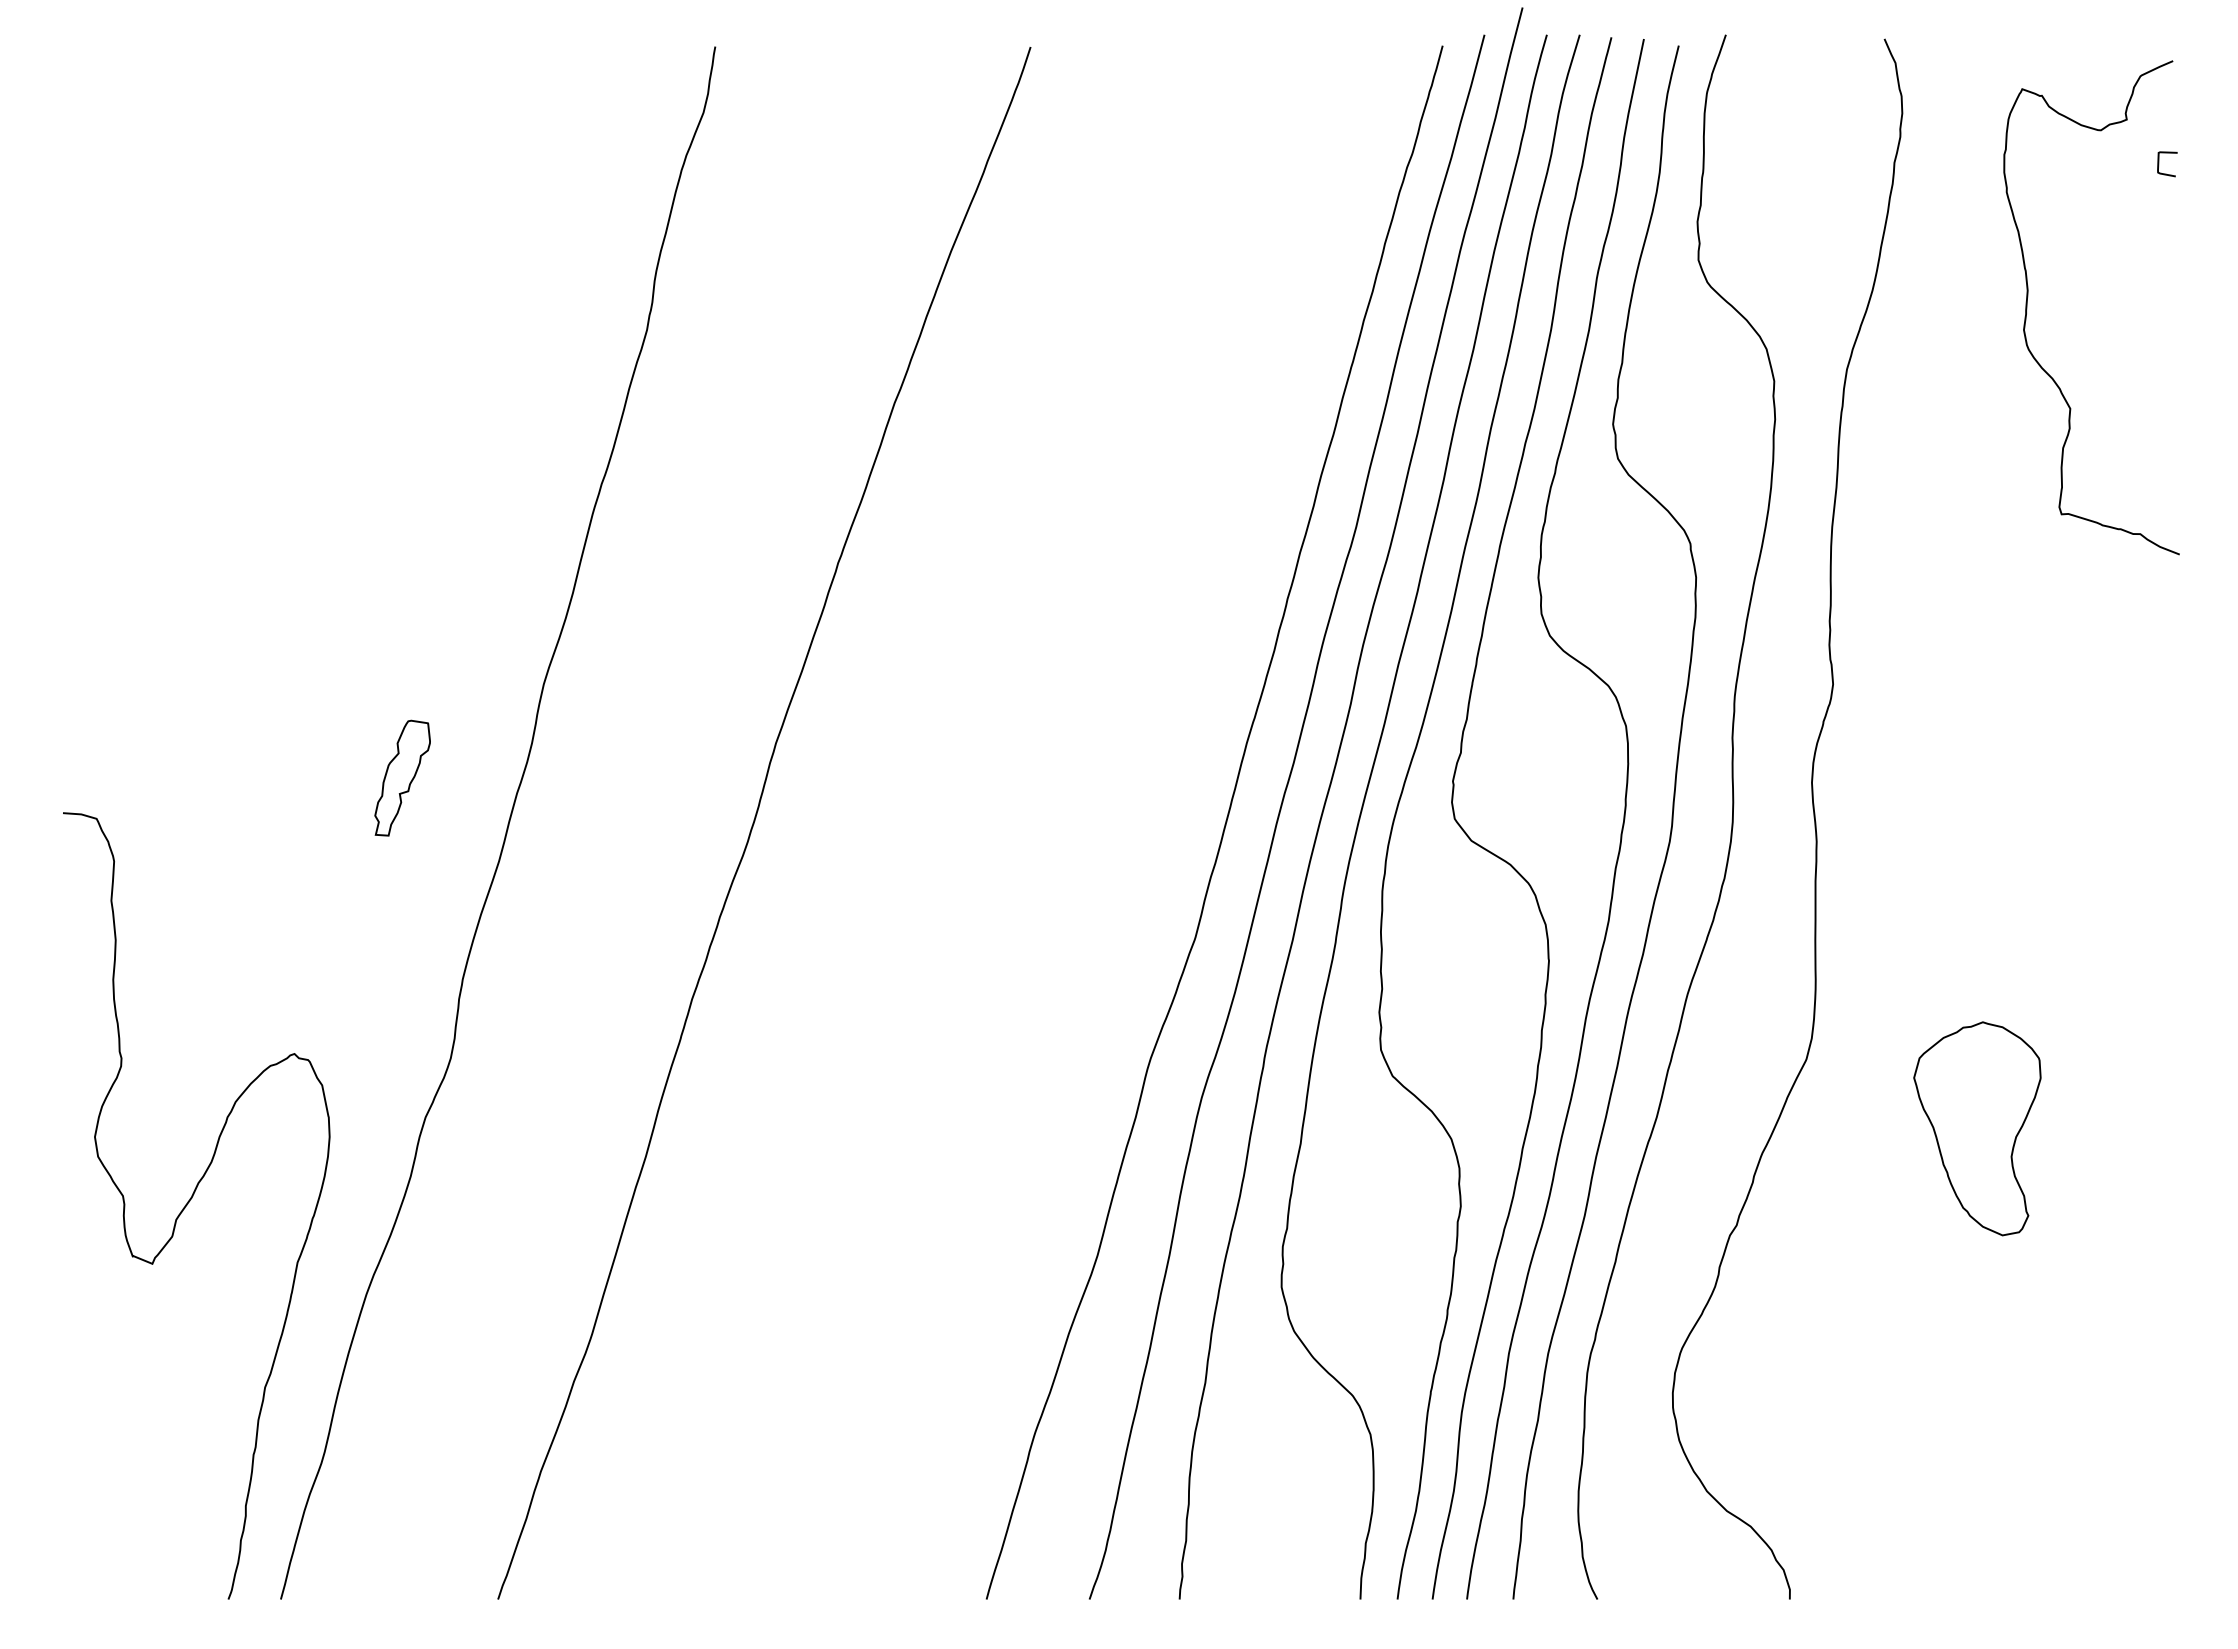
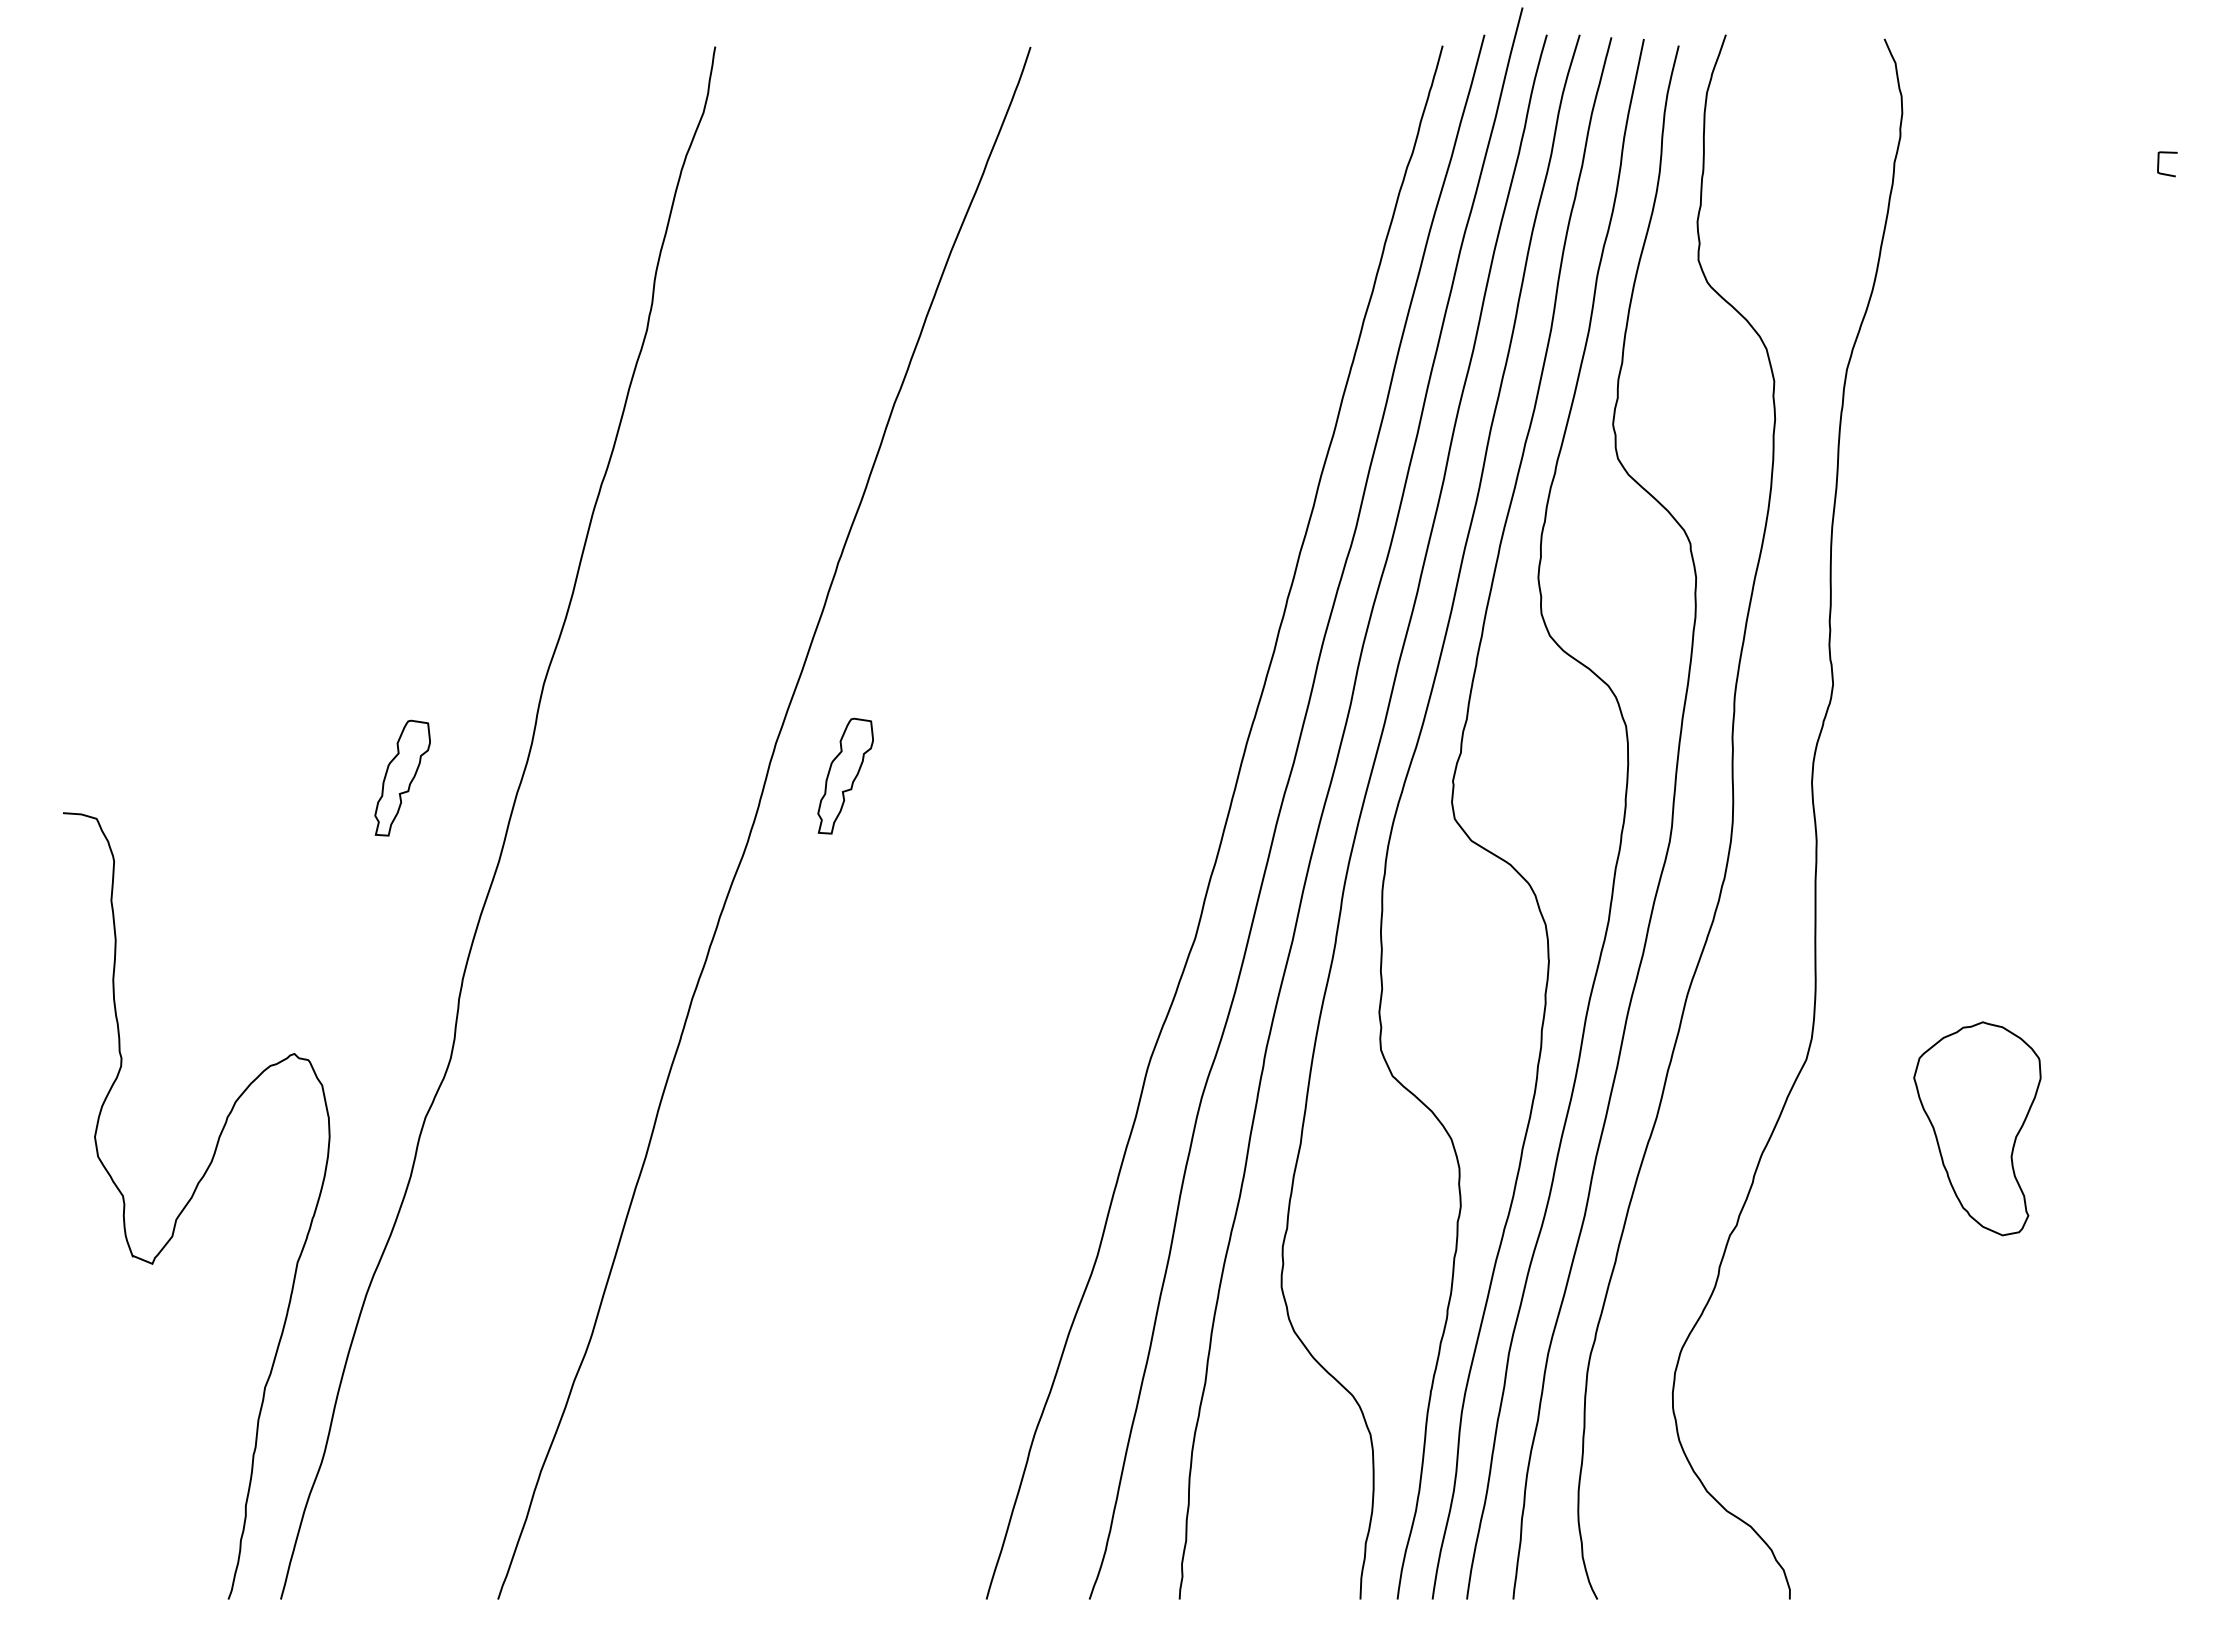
curve: present -> none (2028, 297)
part: none -> present (845, 775)
